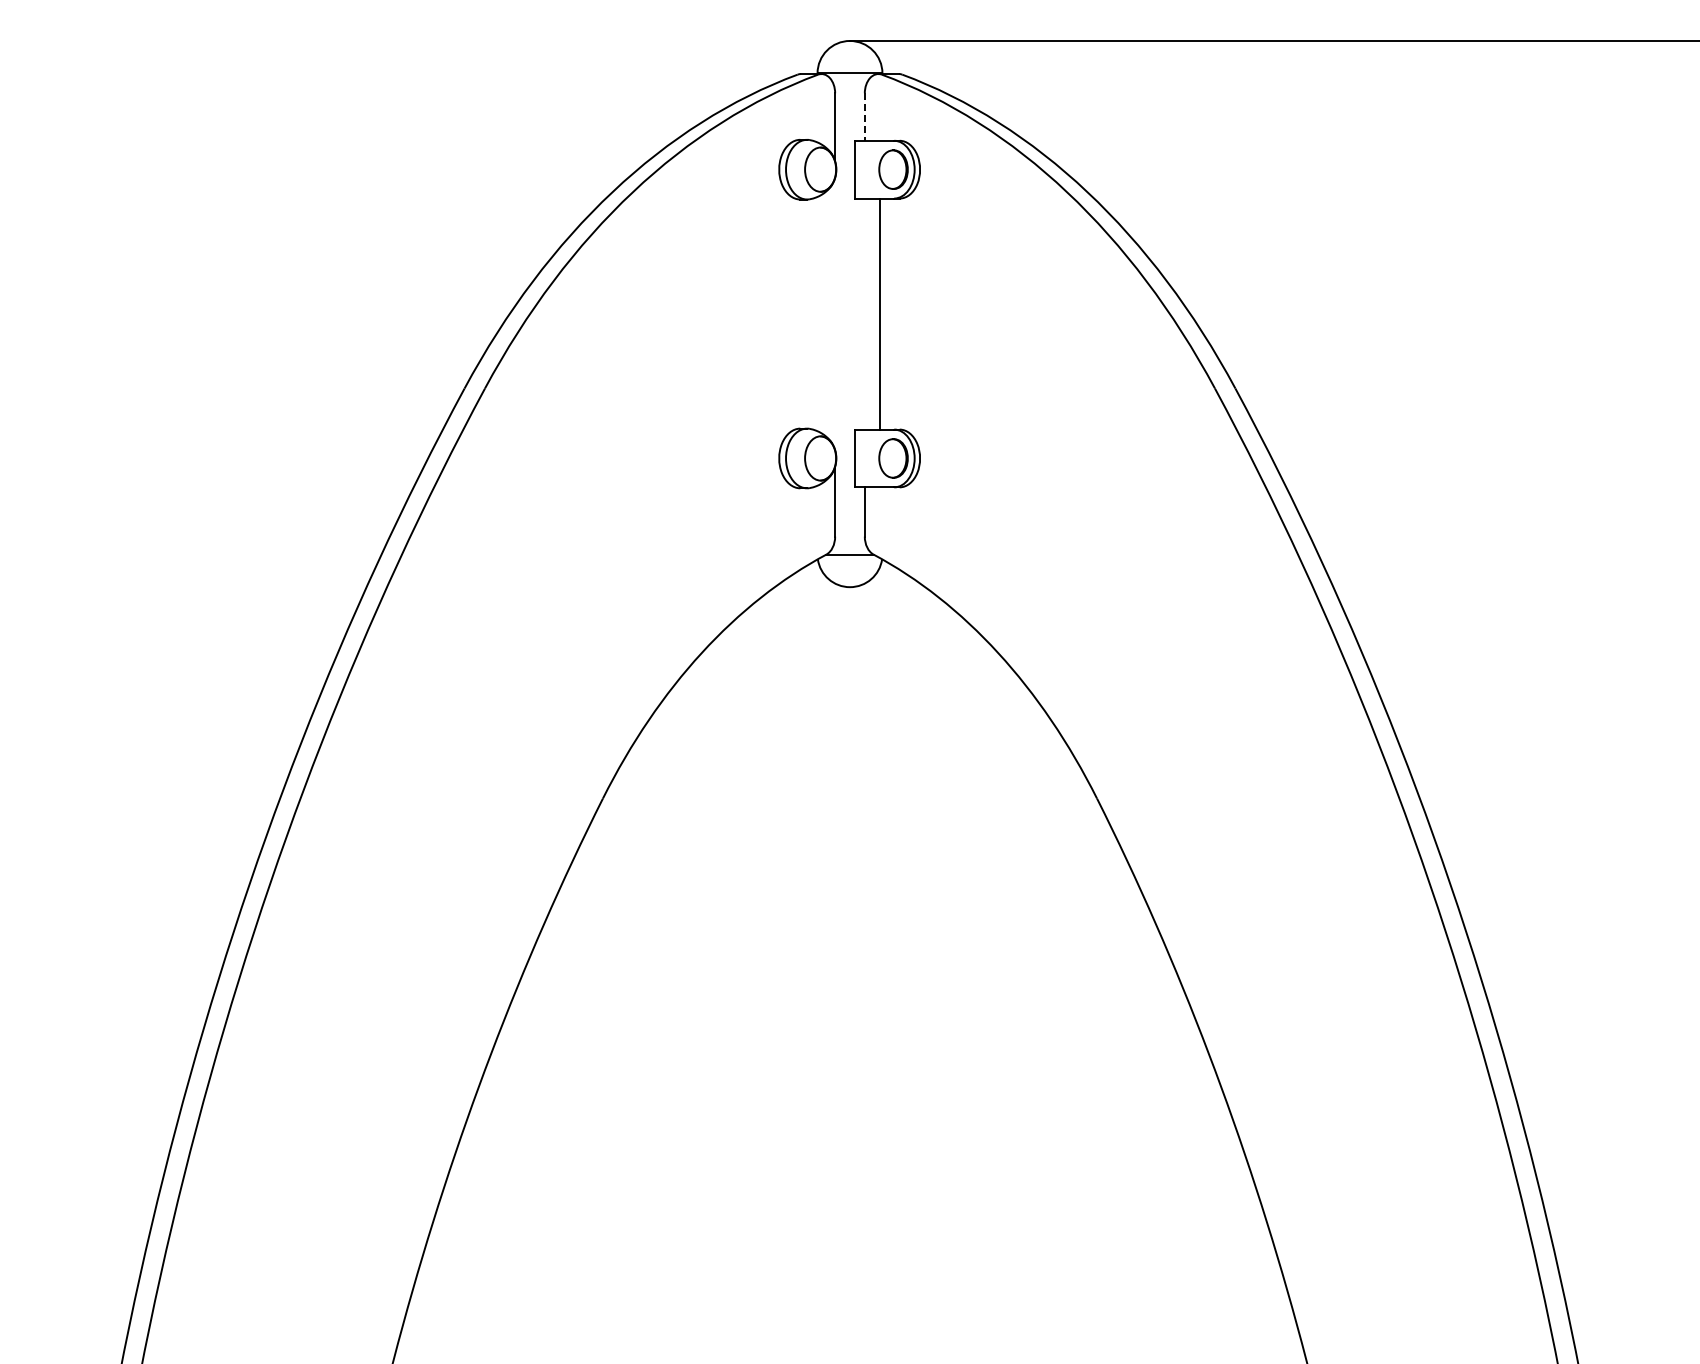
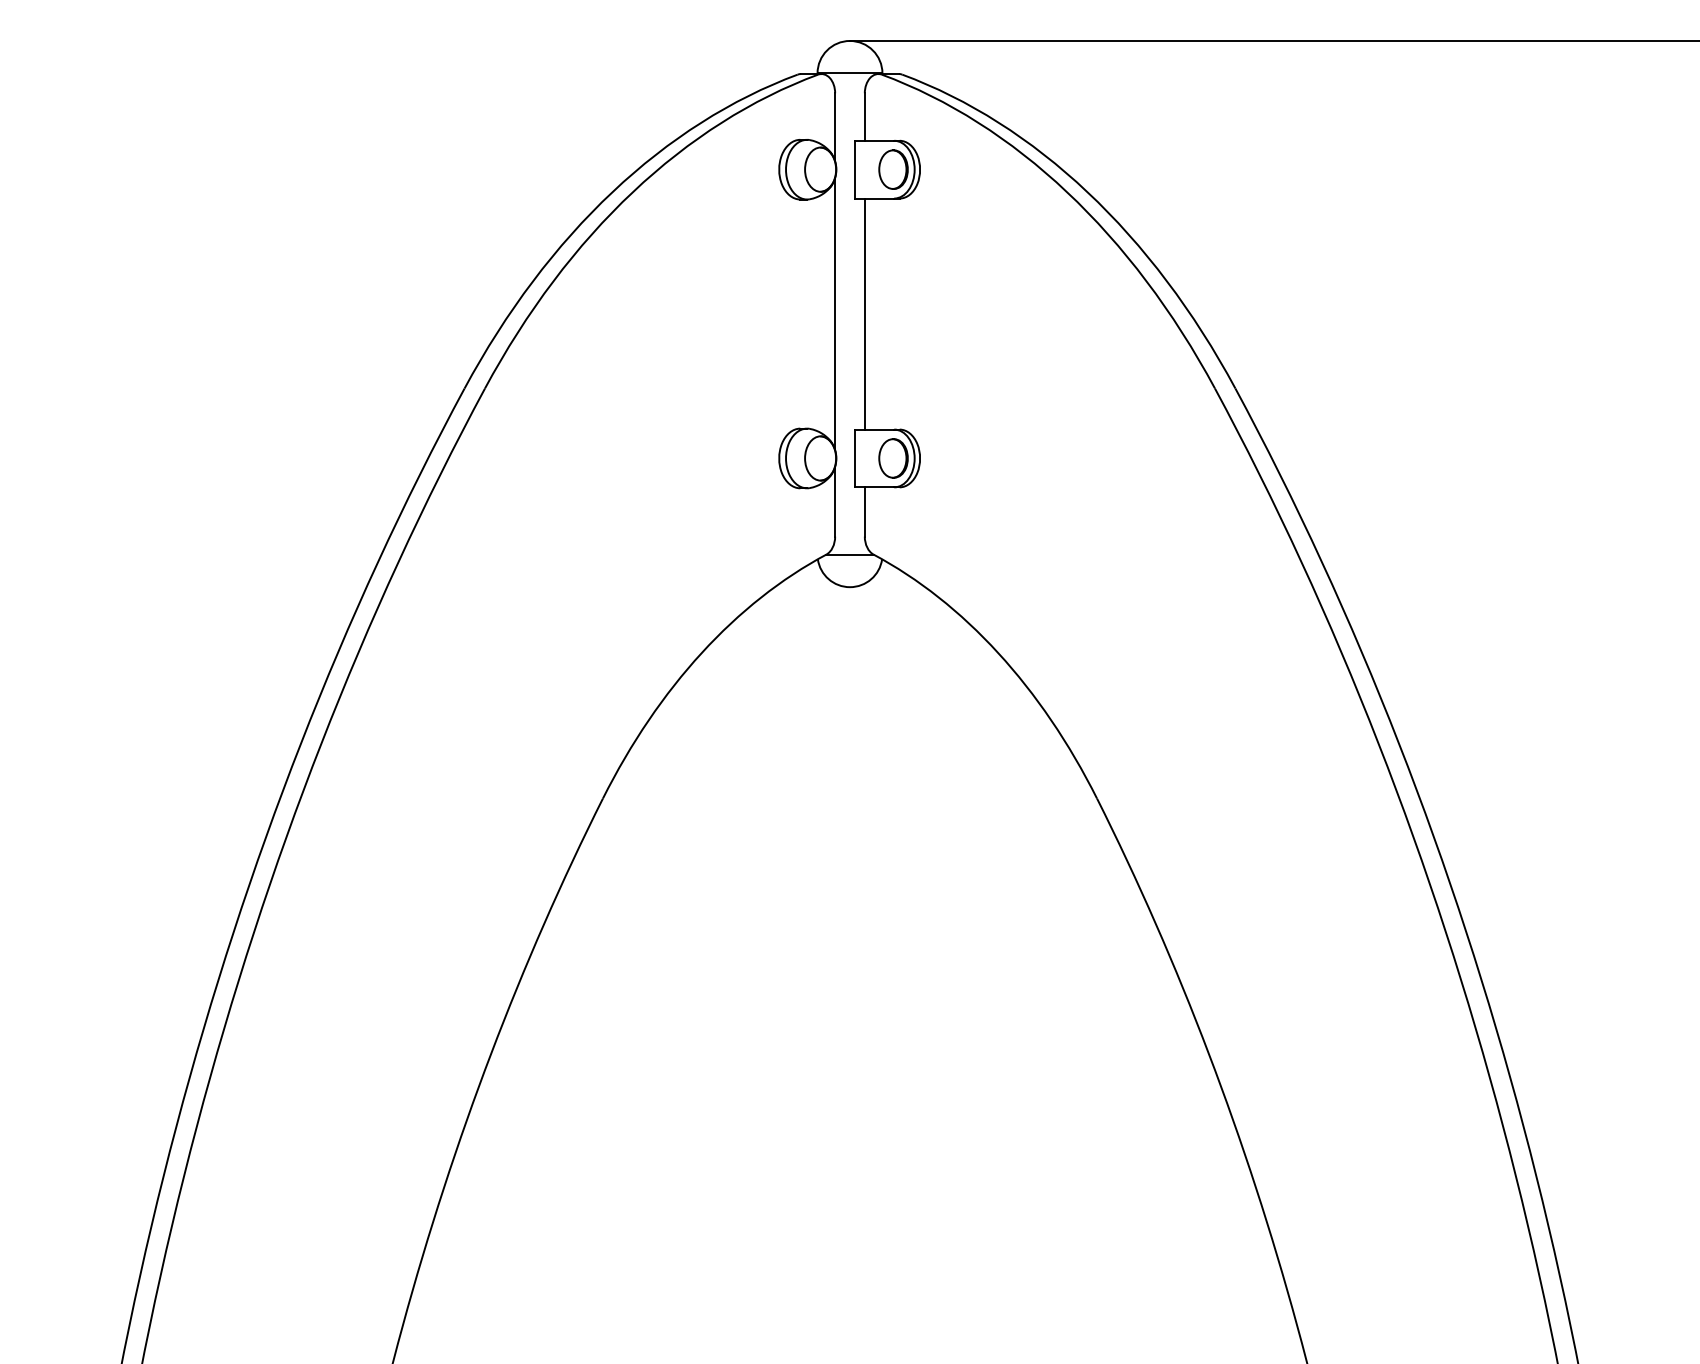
line: dashed -> solid (864, 117)
line: none -> present (835, 313)
line position: (879, 313) -> (864, 313) (864, 313)
